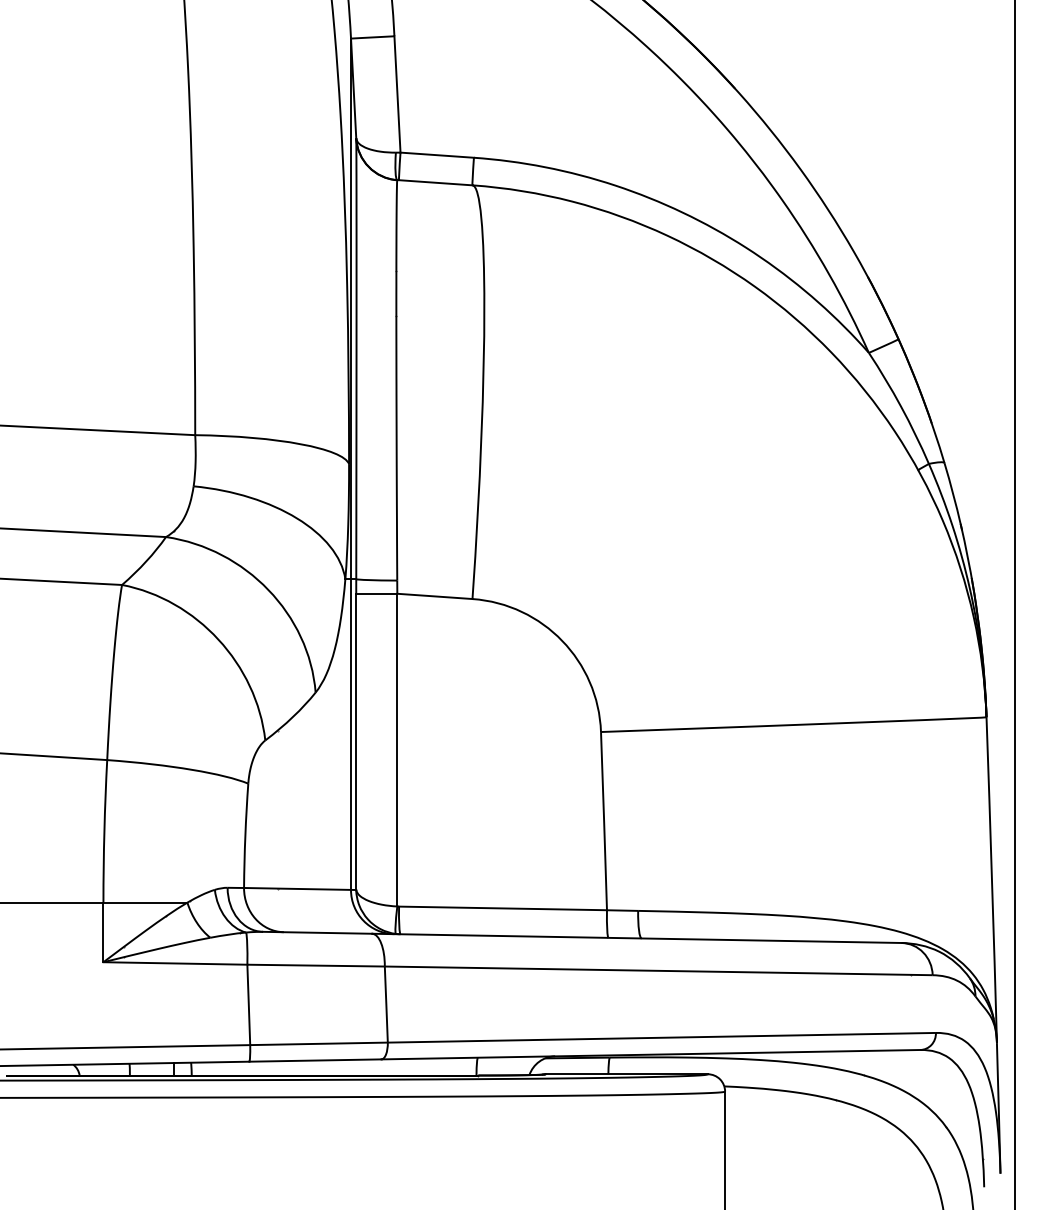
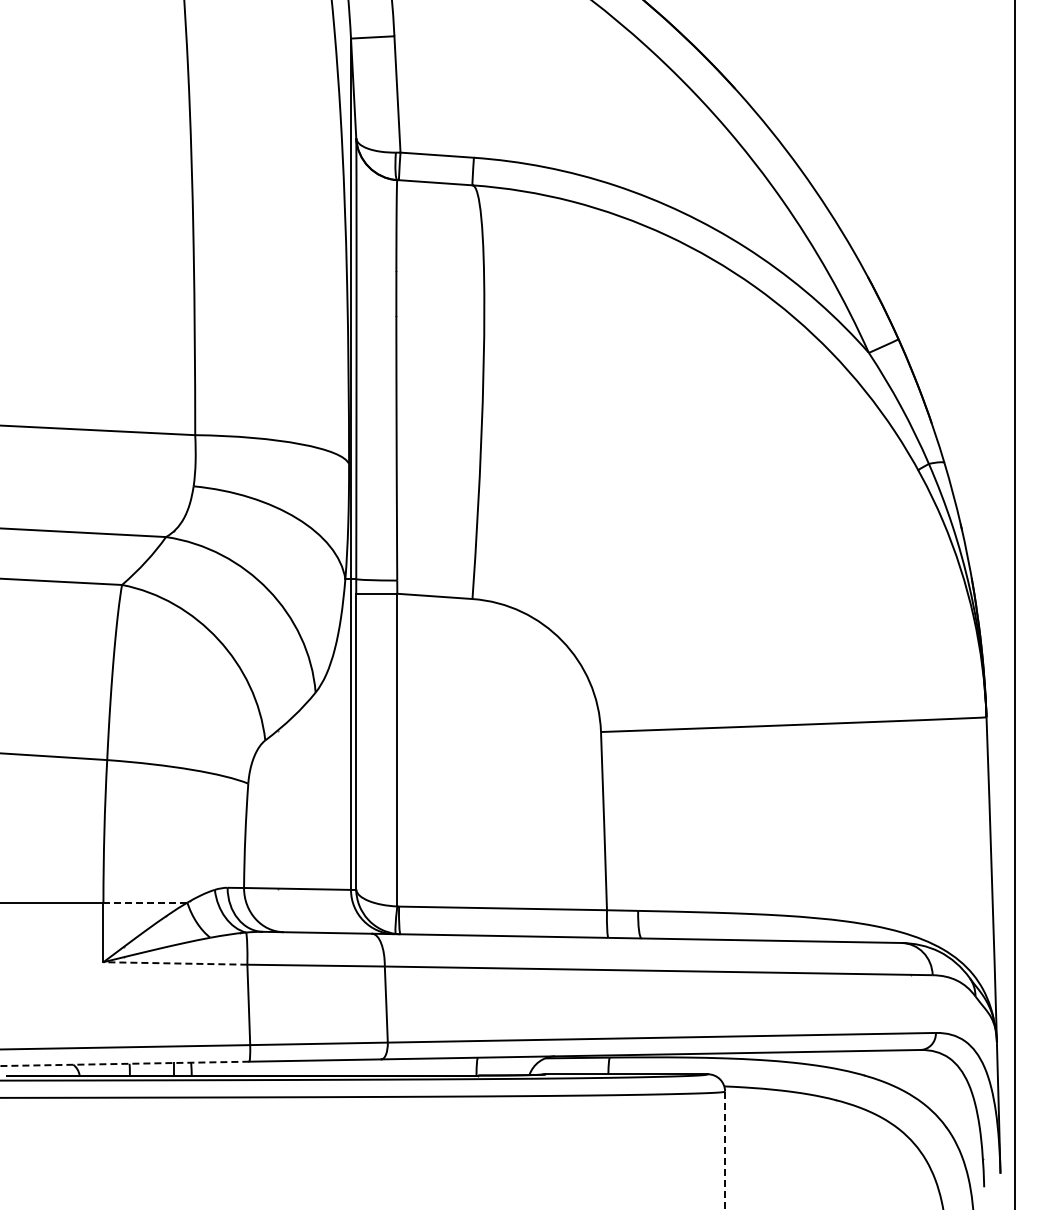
line: solid -> dashed (145, 902)
line: solid -> dashed (175, 963)
line: solid -> dashed (124, 1063)
line: solid -> dashed (725, 1150)
